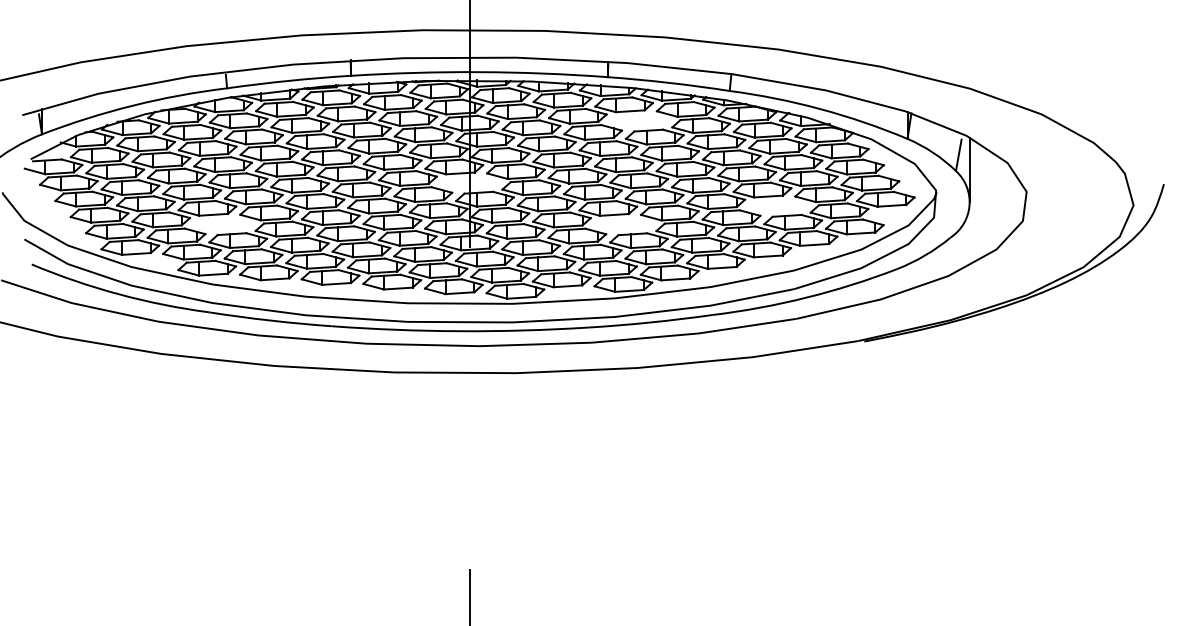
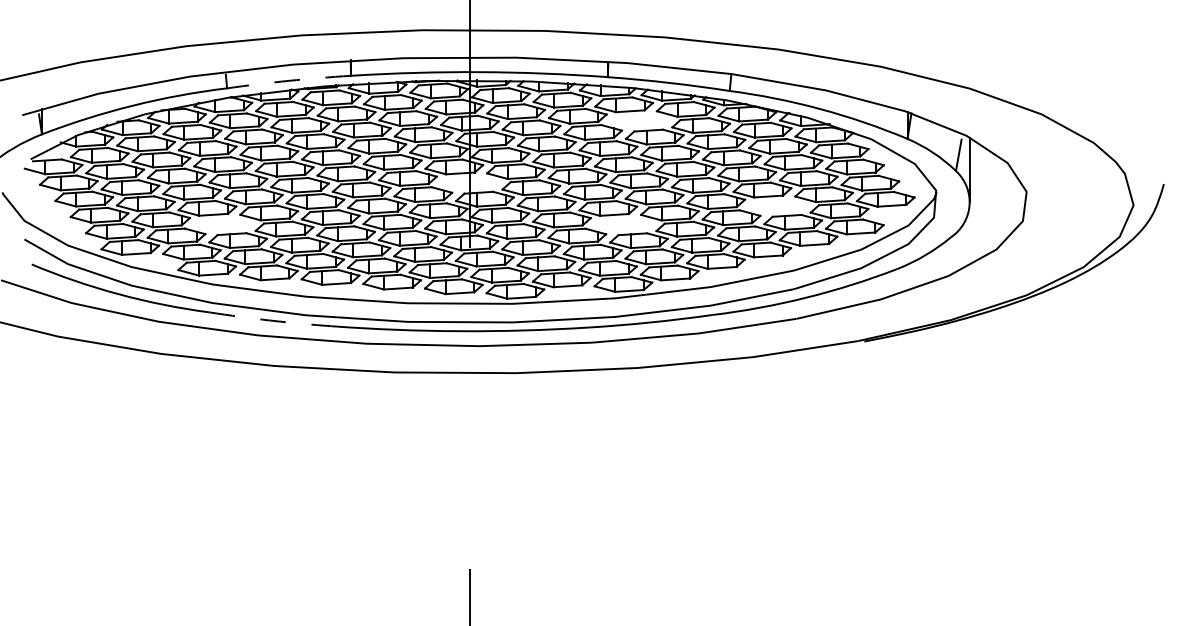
arc: solid -> dashed (289, 80)
arc: solid -> dashed (270, 320)
